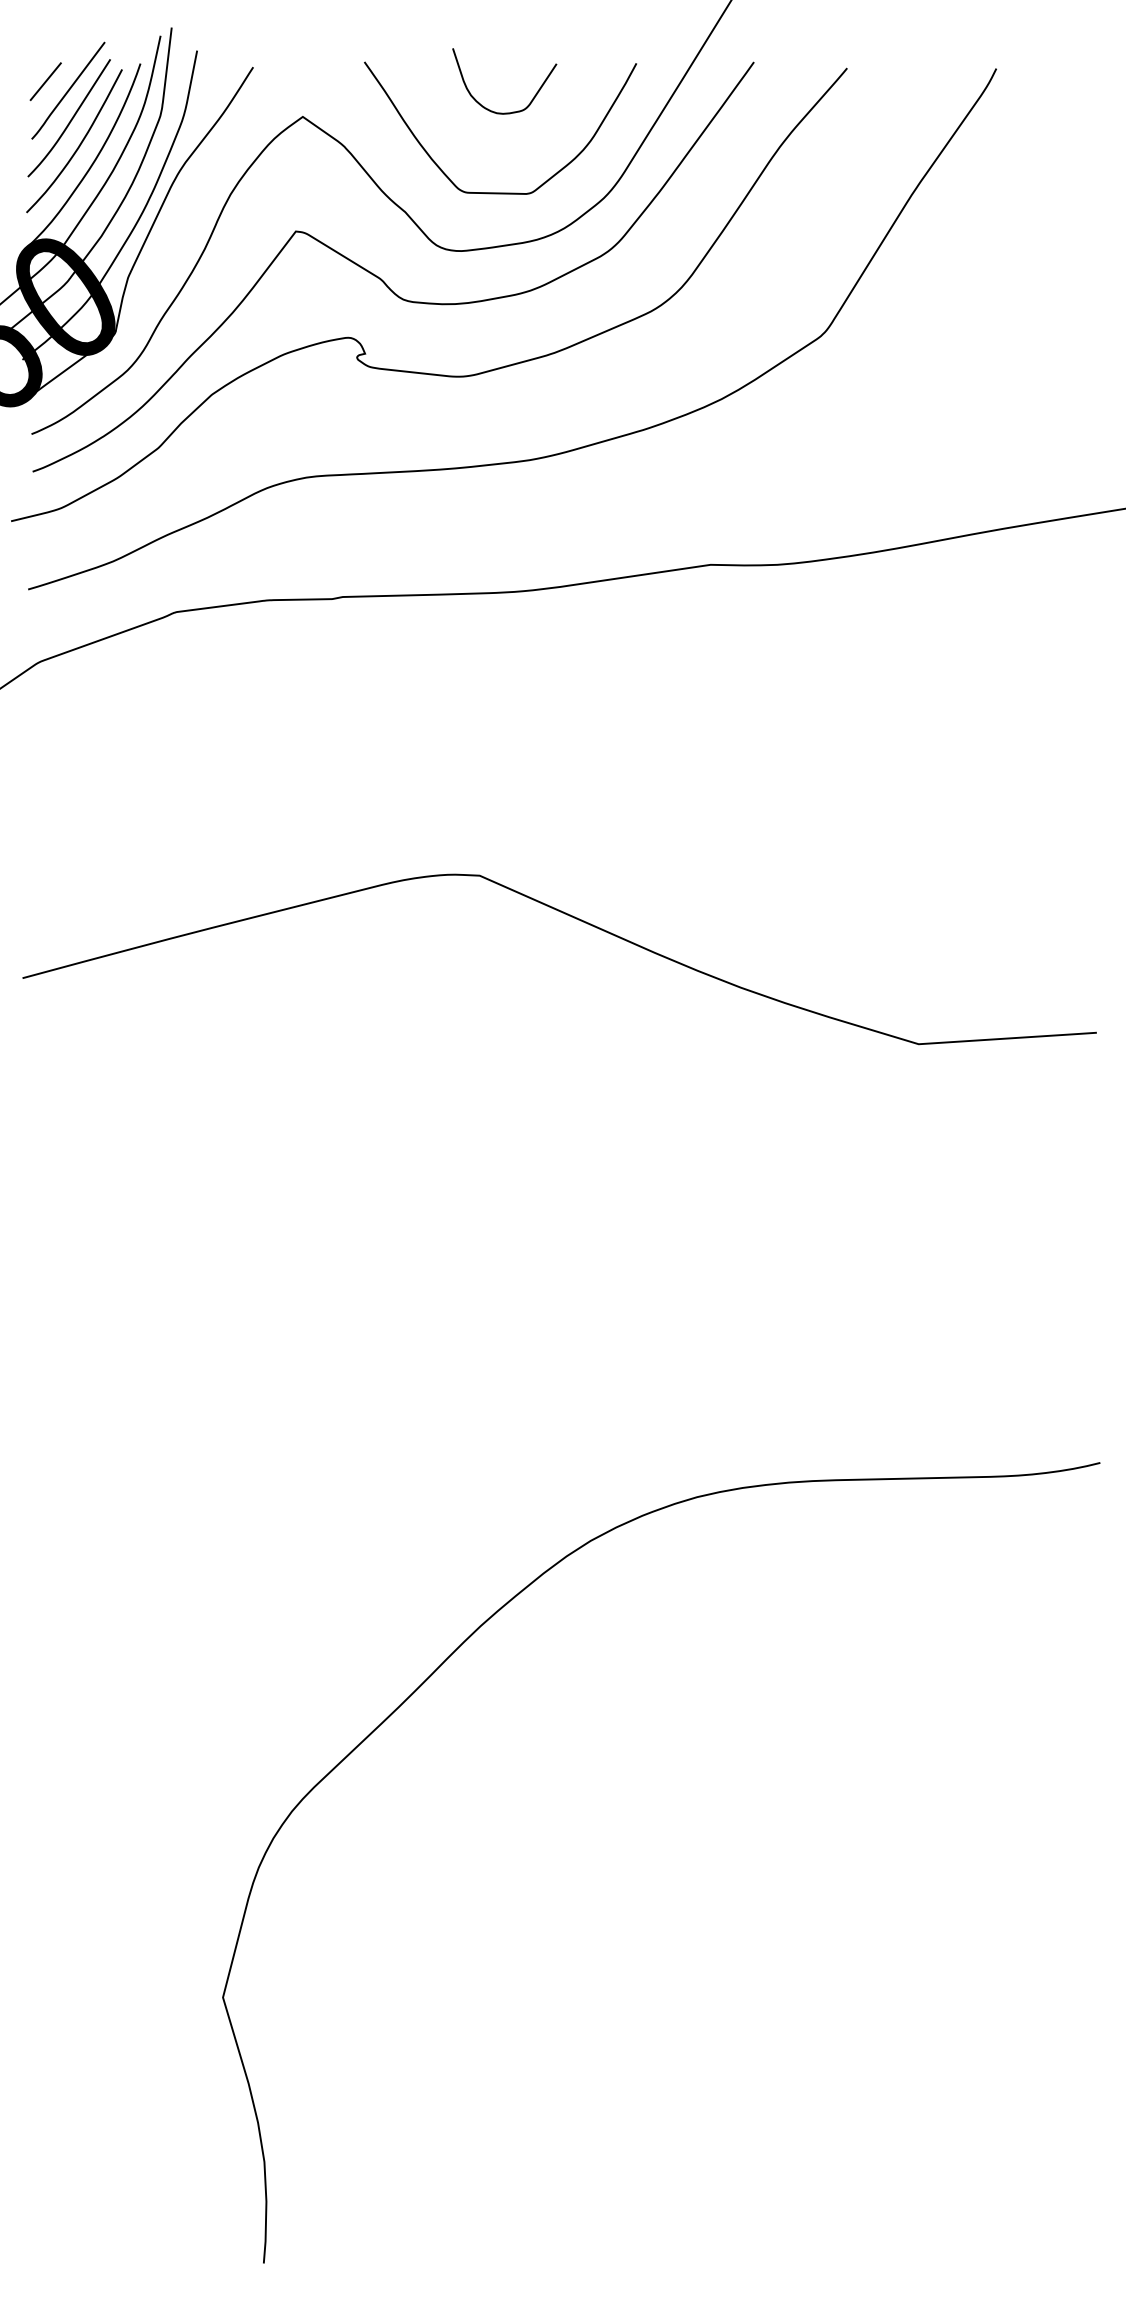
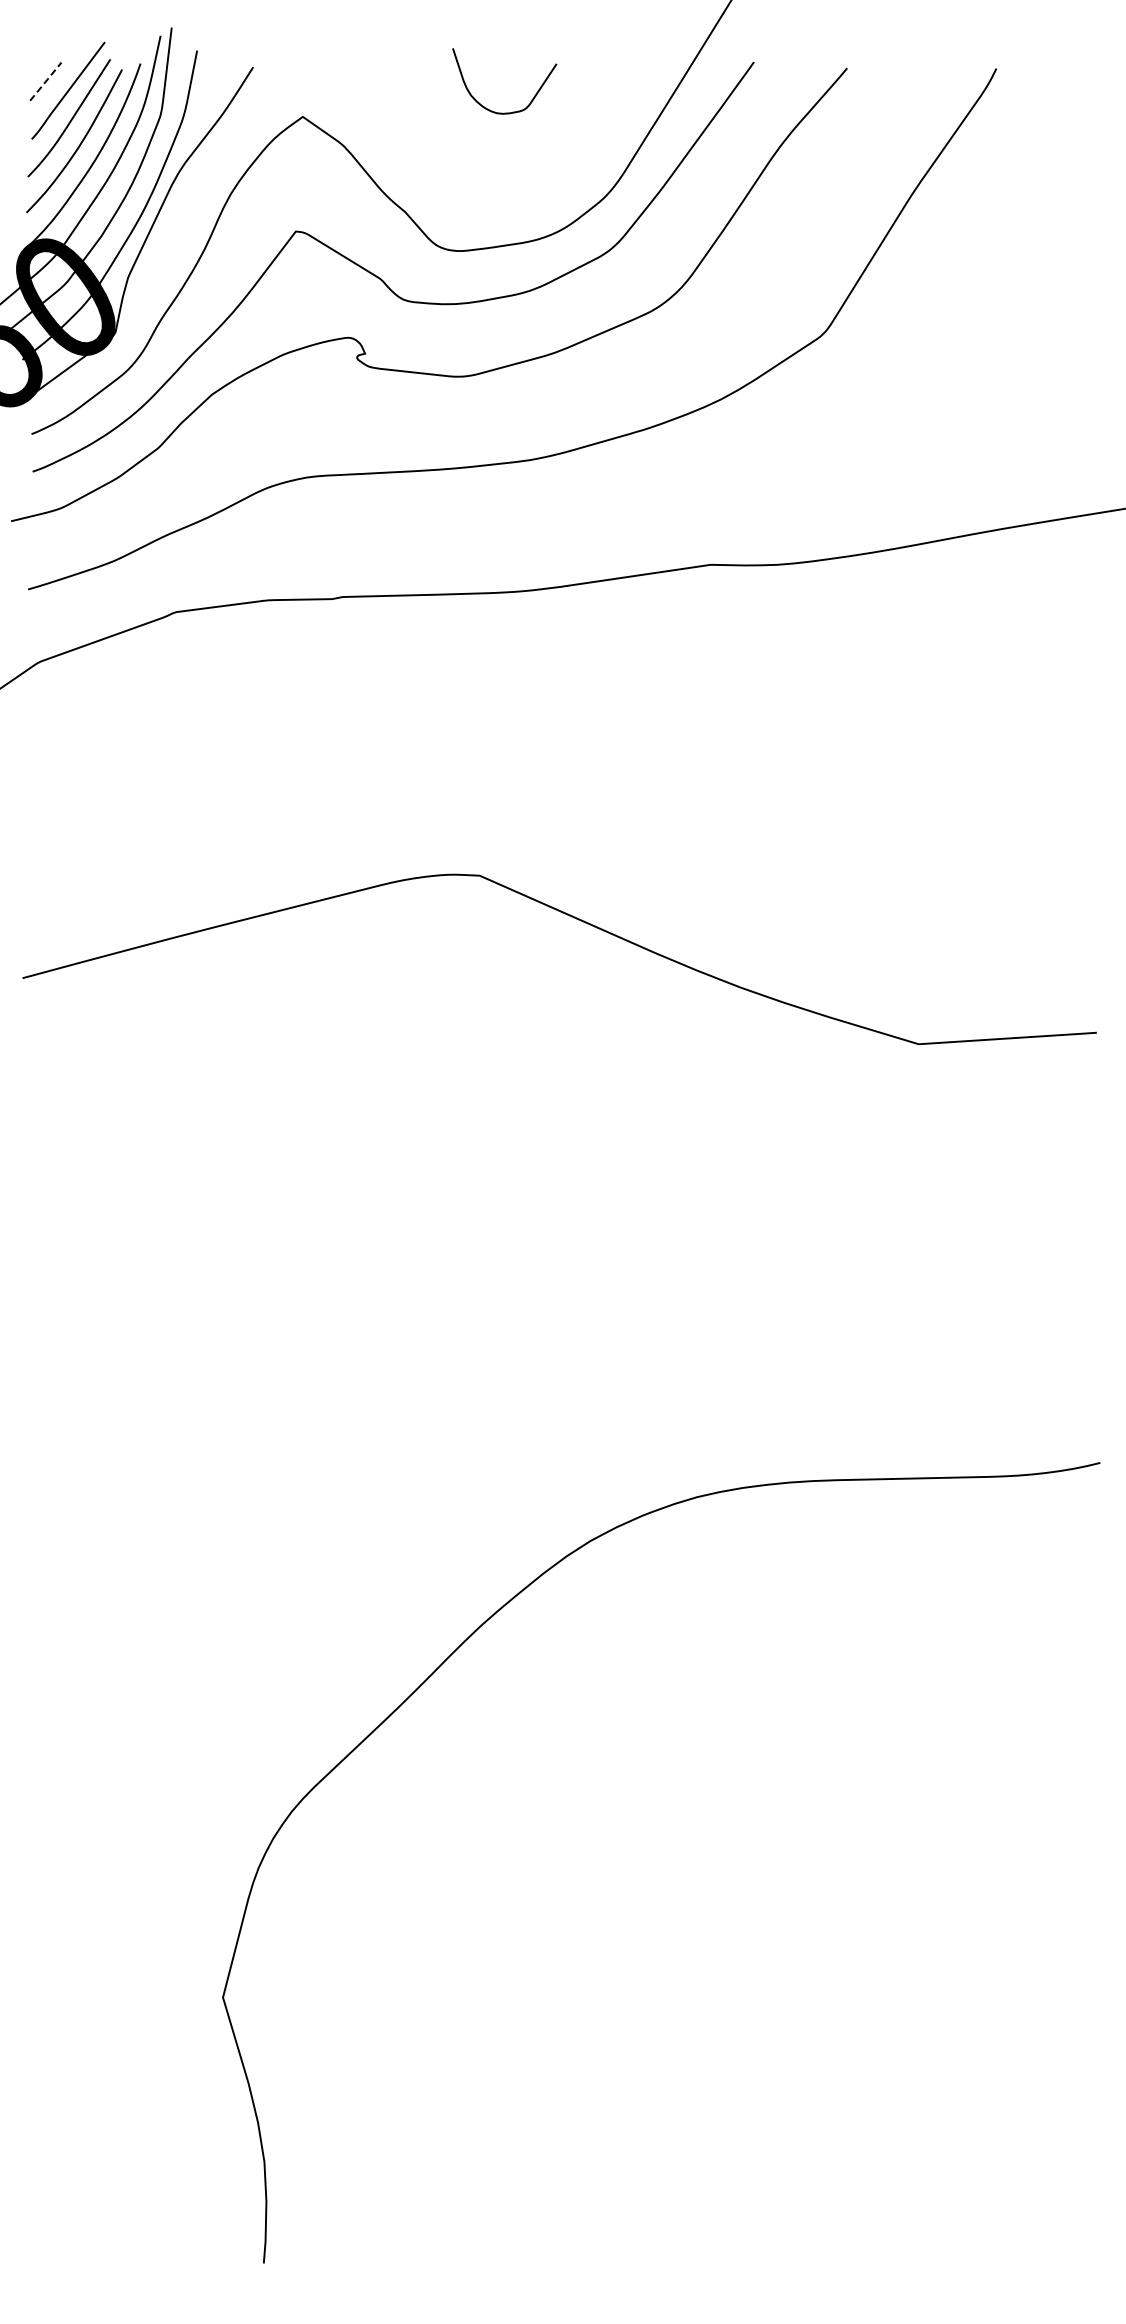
line: solid -> dashed (45, 81)
curve: present -> none (500, 192)
